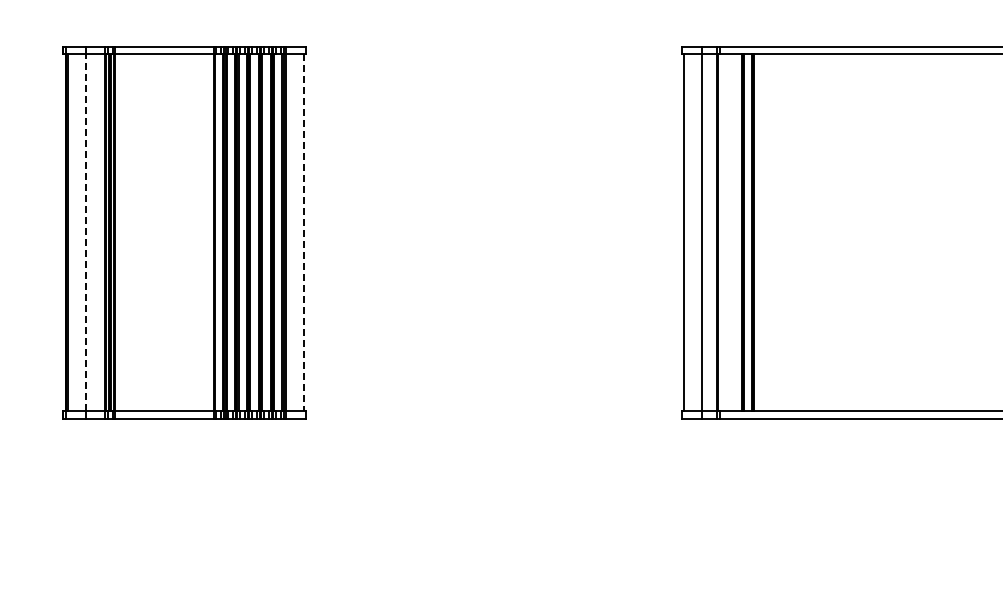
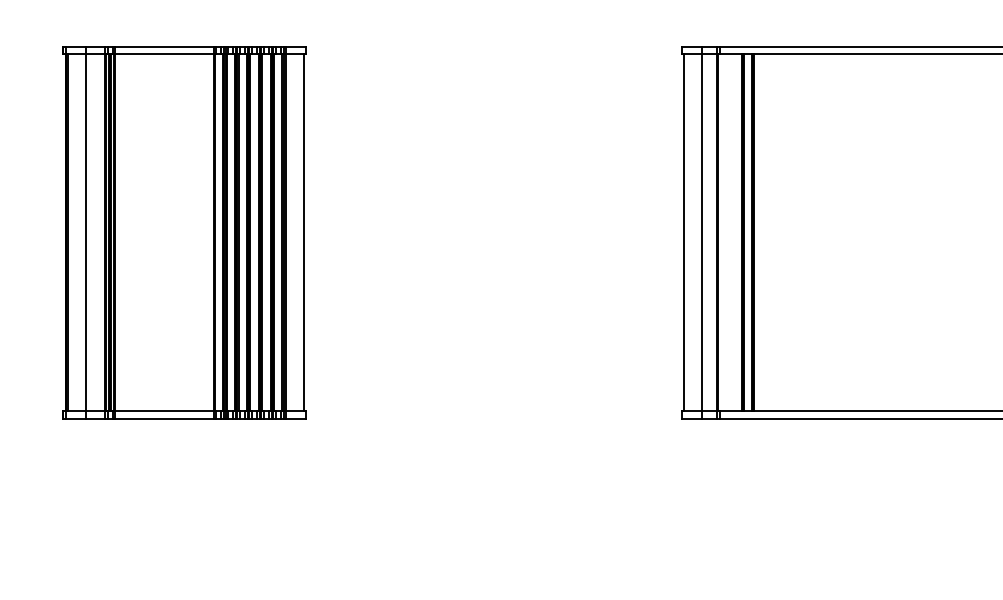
line: dashed -> solid (85, 232)
line: dashed -> solid (303, 232)
